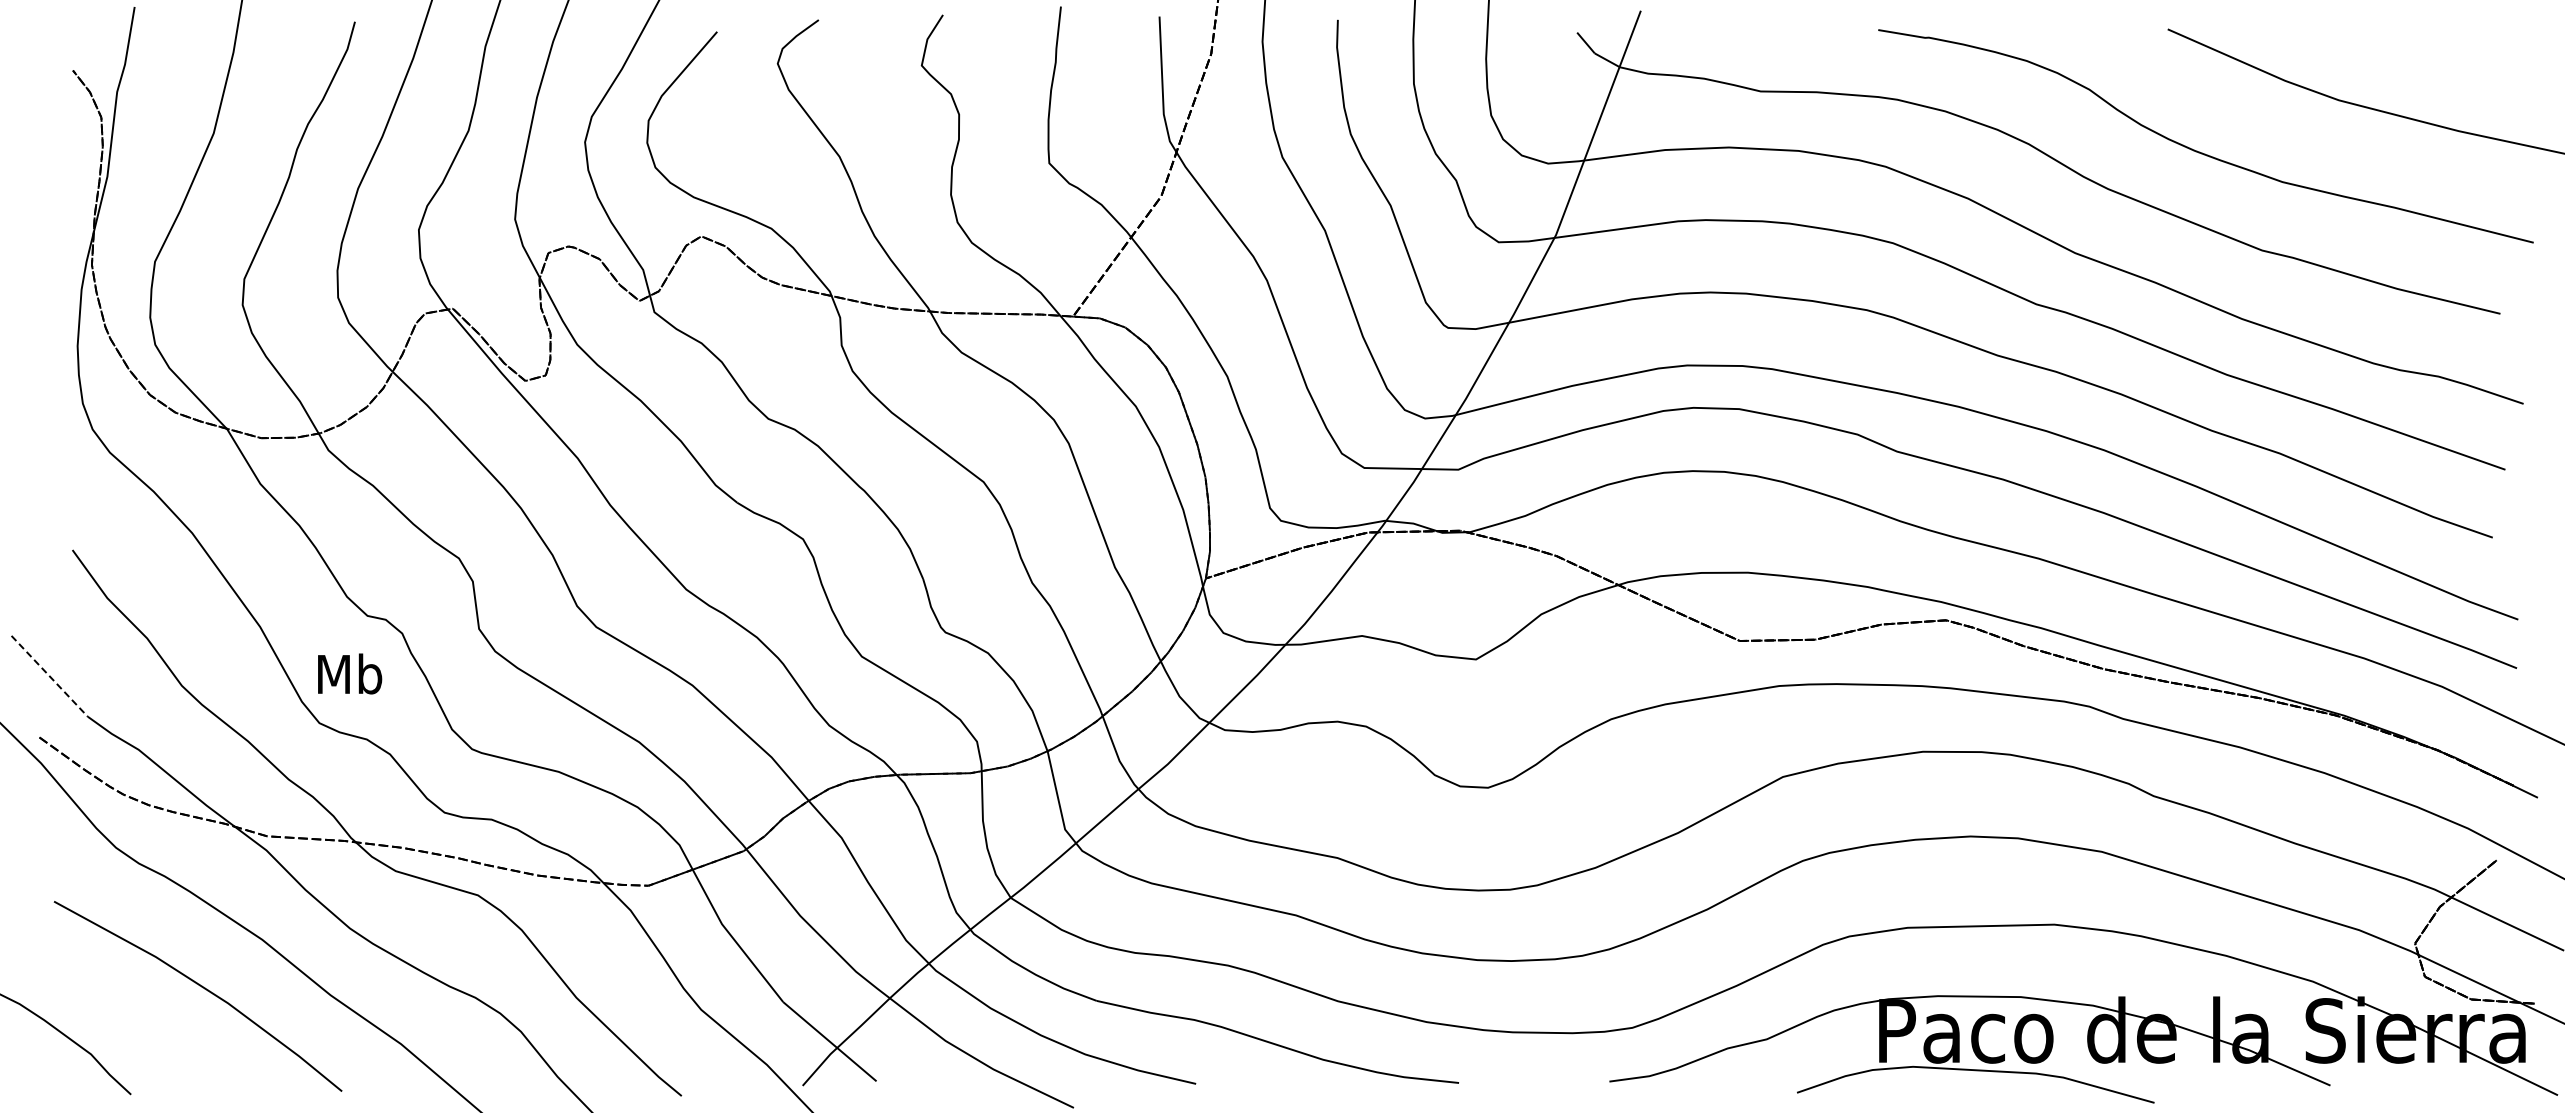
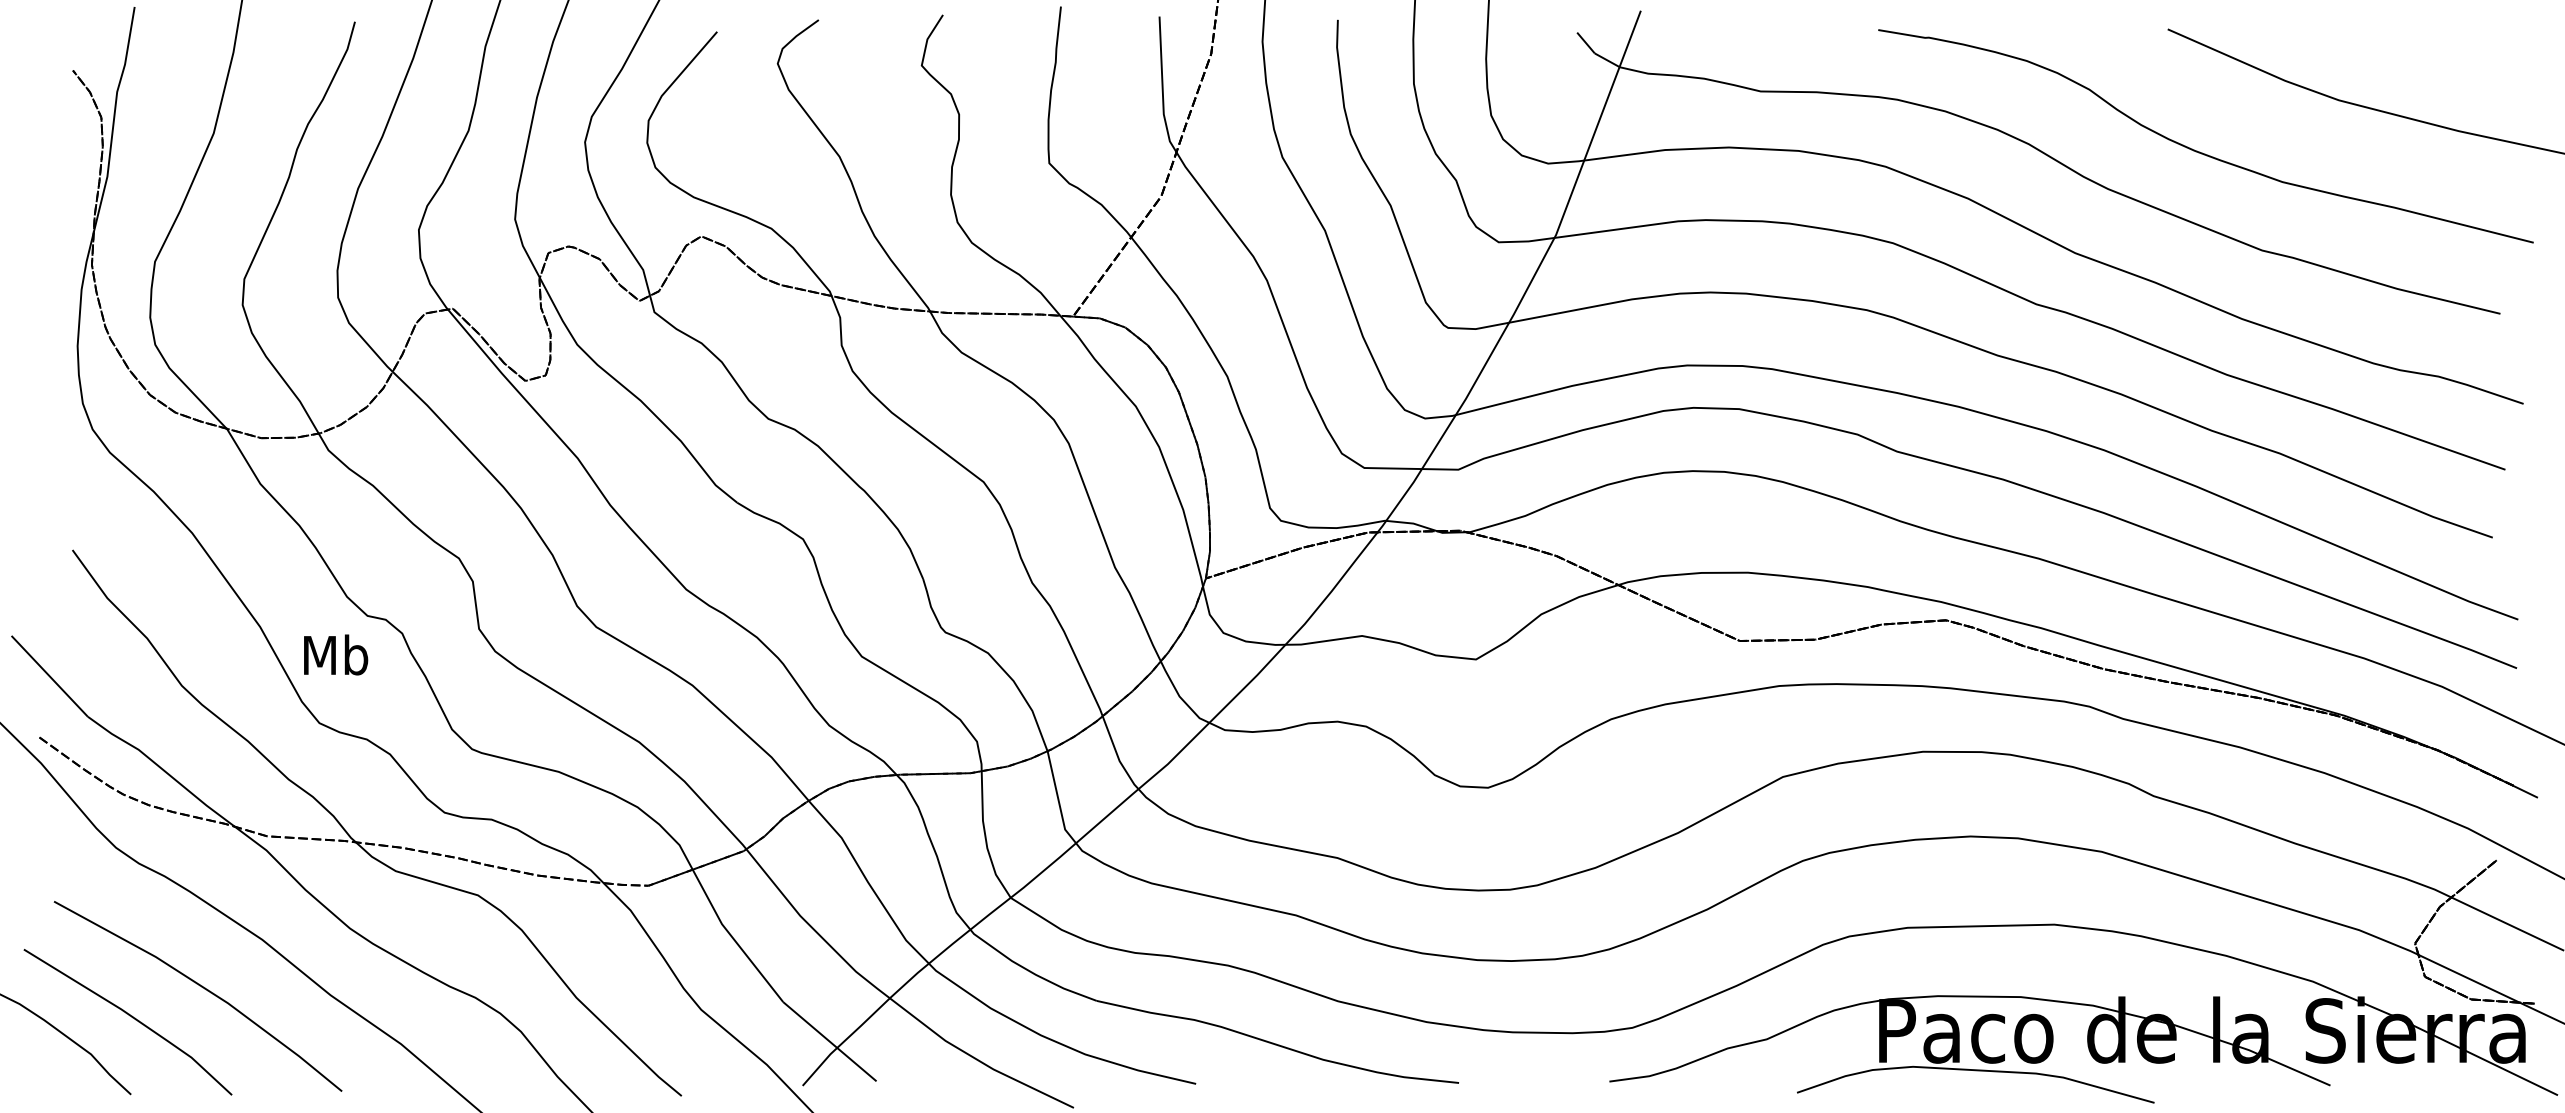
text position: (350, 673) -> (336, 654) (336, 654)
line: dashed -> solid (49, 676)
line: none -> present (129, 1016)
